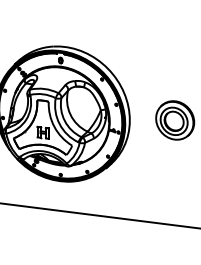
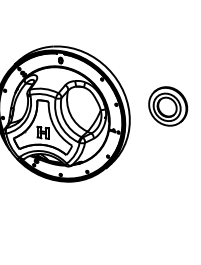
part position: (175, 120) -> (168, 106) (168, 106)
line: present -> none (99, 215)
